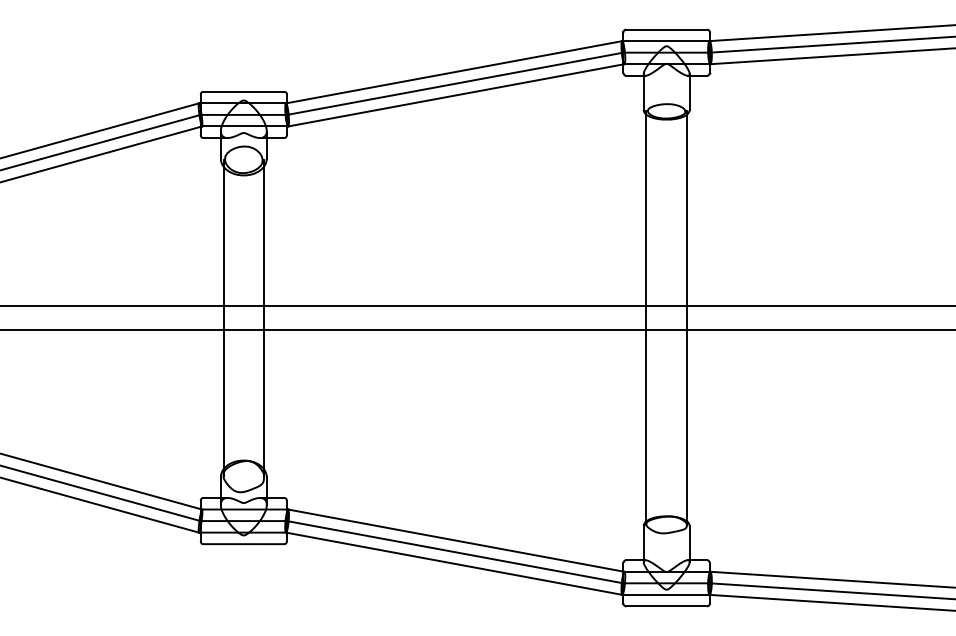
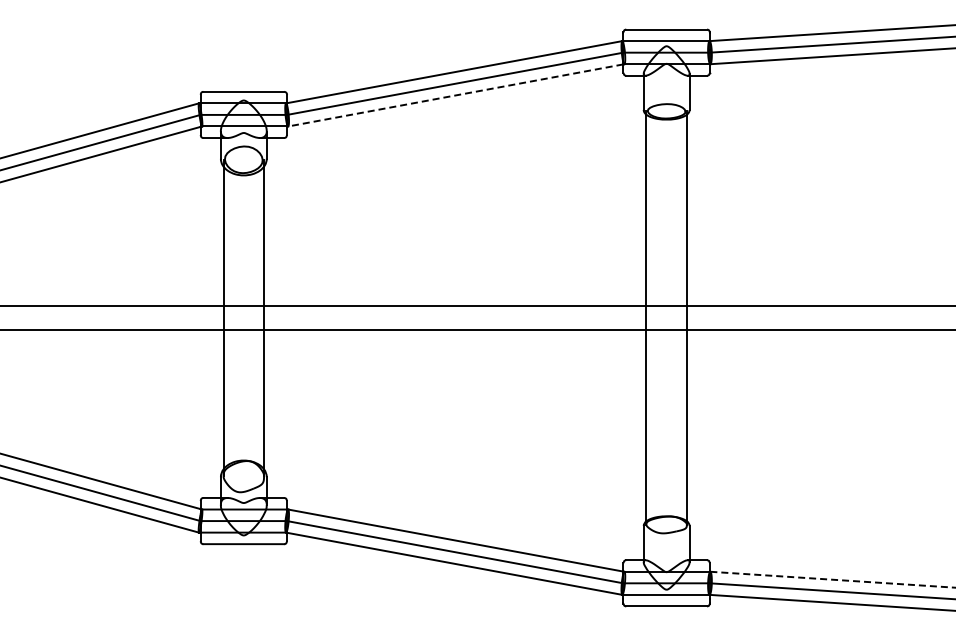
line: solid -> dashed (455, 95)
line: solid -> dashed (832, 579)
